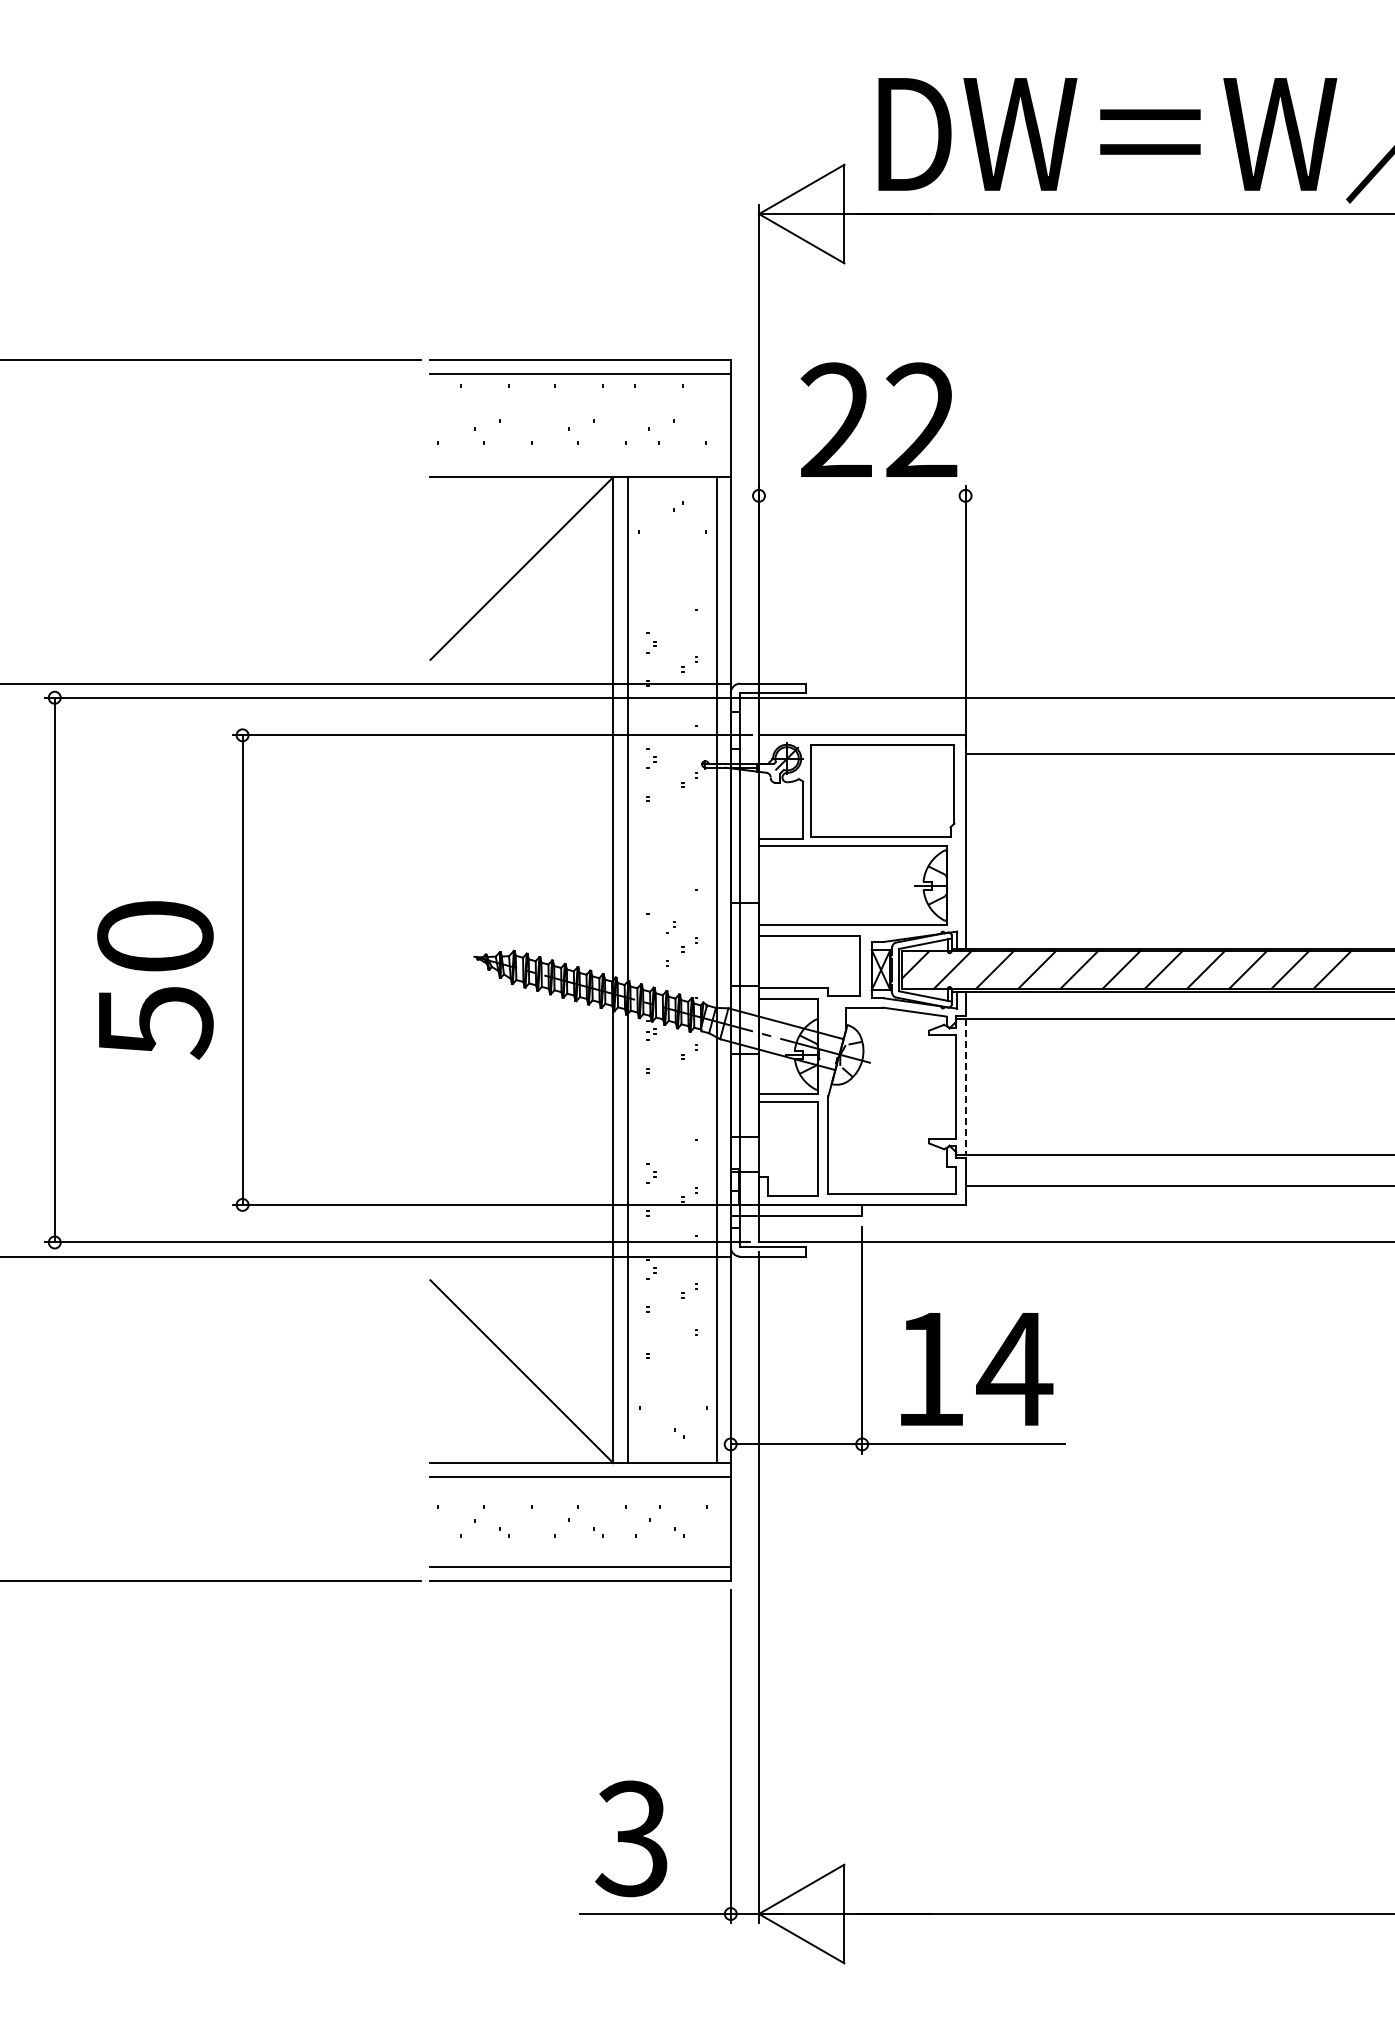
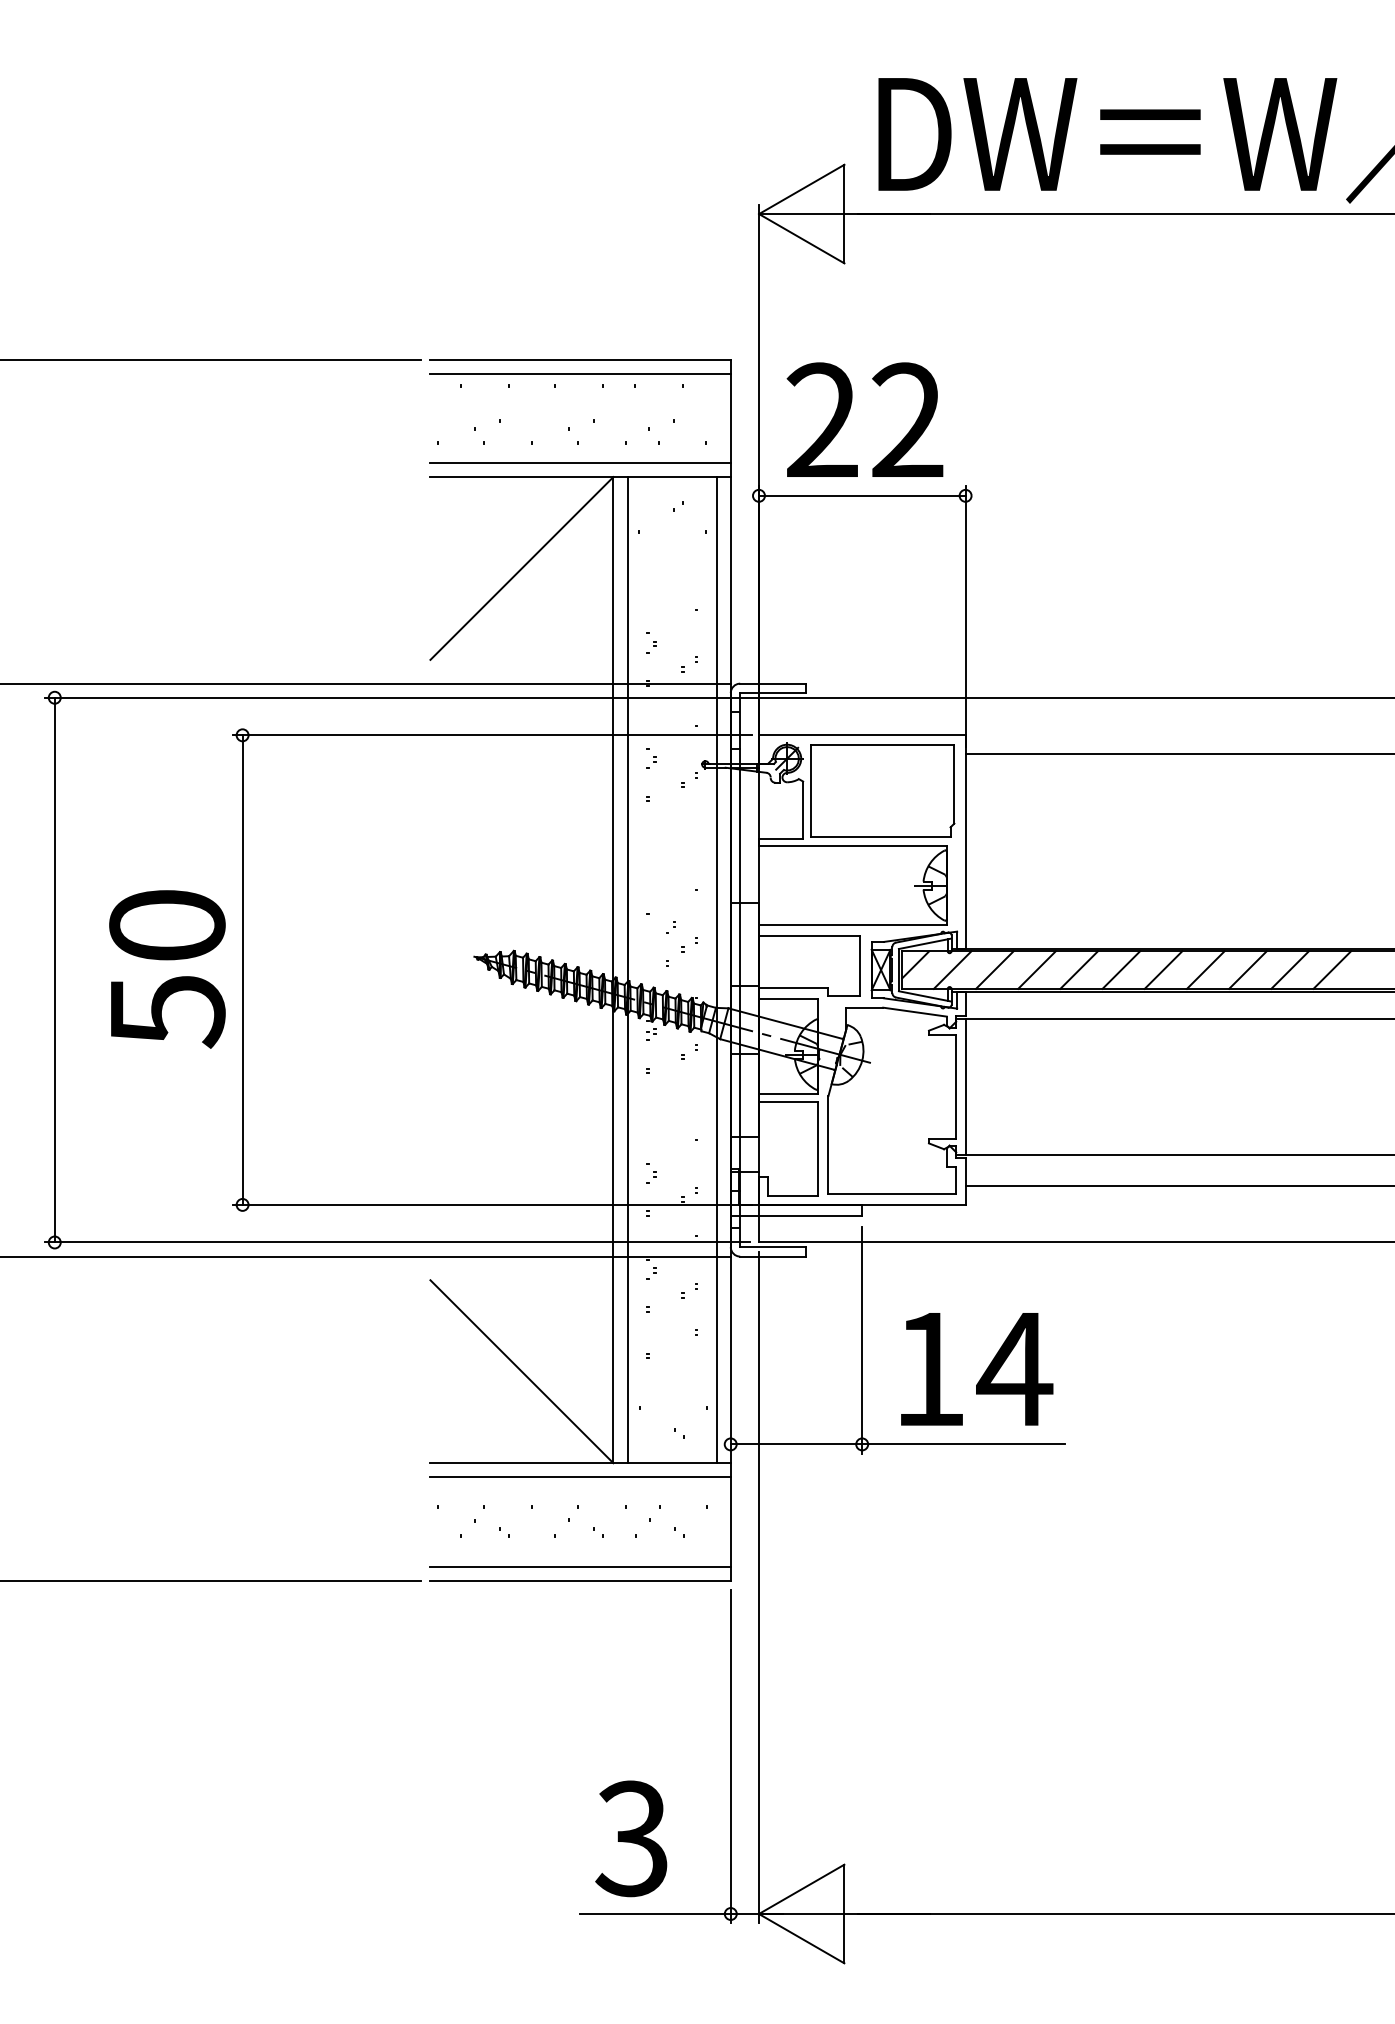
text position: (878, 419) -> (864, 419) (864, 419)
line: none -> present (580, 462)
line: none -> present (861, 495)
text position: (155, 980) -> (167, 969) (167, 969)
line: dashed -> solid (965, 1087)
